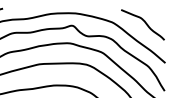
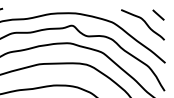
line: none -> present (158, 14)
